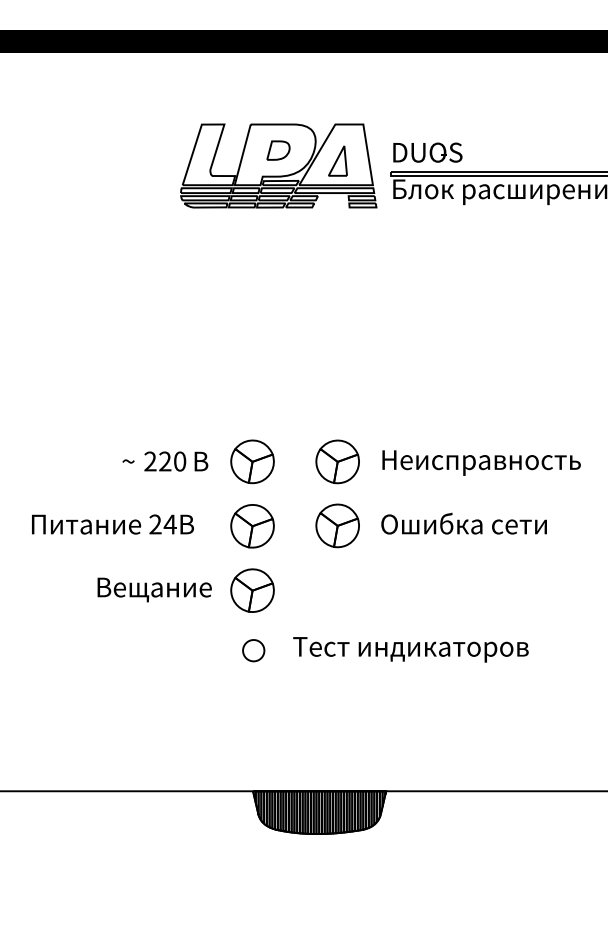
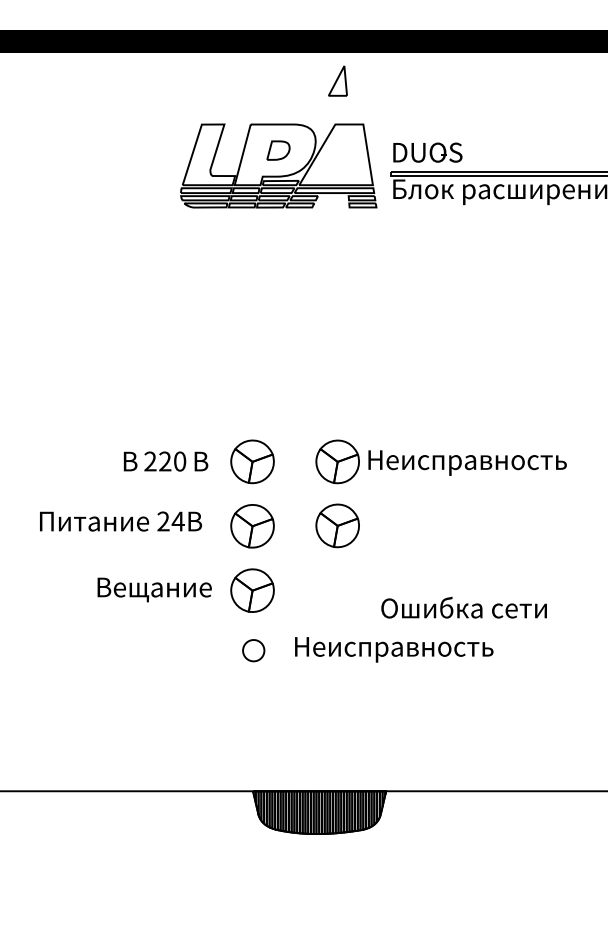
part position: (337, 160) -> (337, 80) (337, 80)
text: ~ -> В (129, 461)
text position: (481, 462) -> (467, 462) (467, 462)
text position: (463, 523) -> (463, 607) (463, 607)
text position: (112, 524) -> (120, 521) (120, 521)
text: Тест индикаторов -> Неисправность (410, 649)
